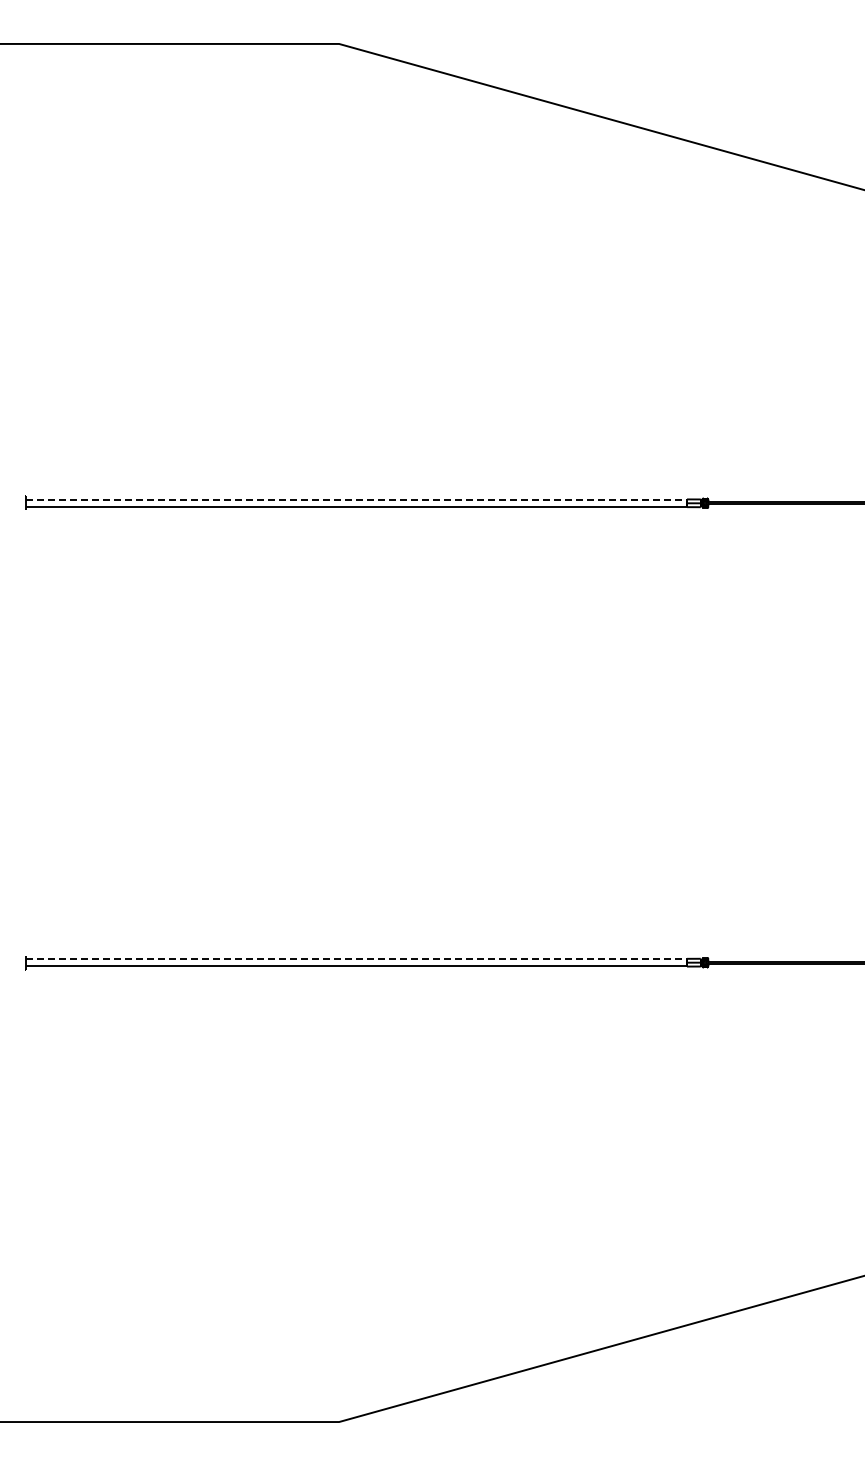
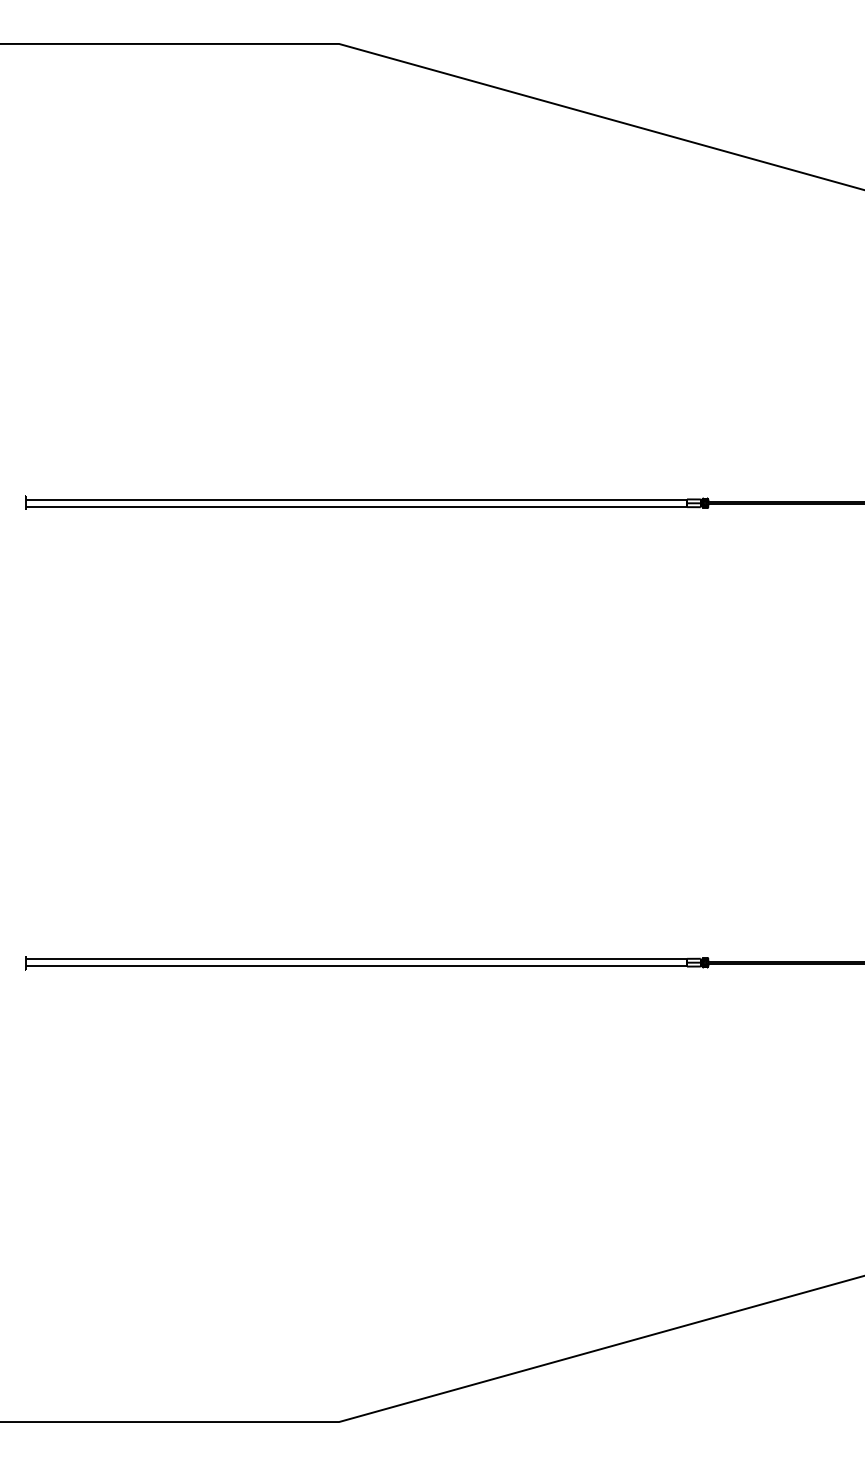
line: dashed -> solid (356, 500)
line: dashed -> solid (356, 959)
